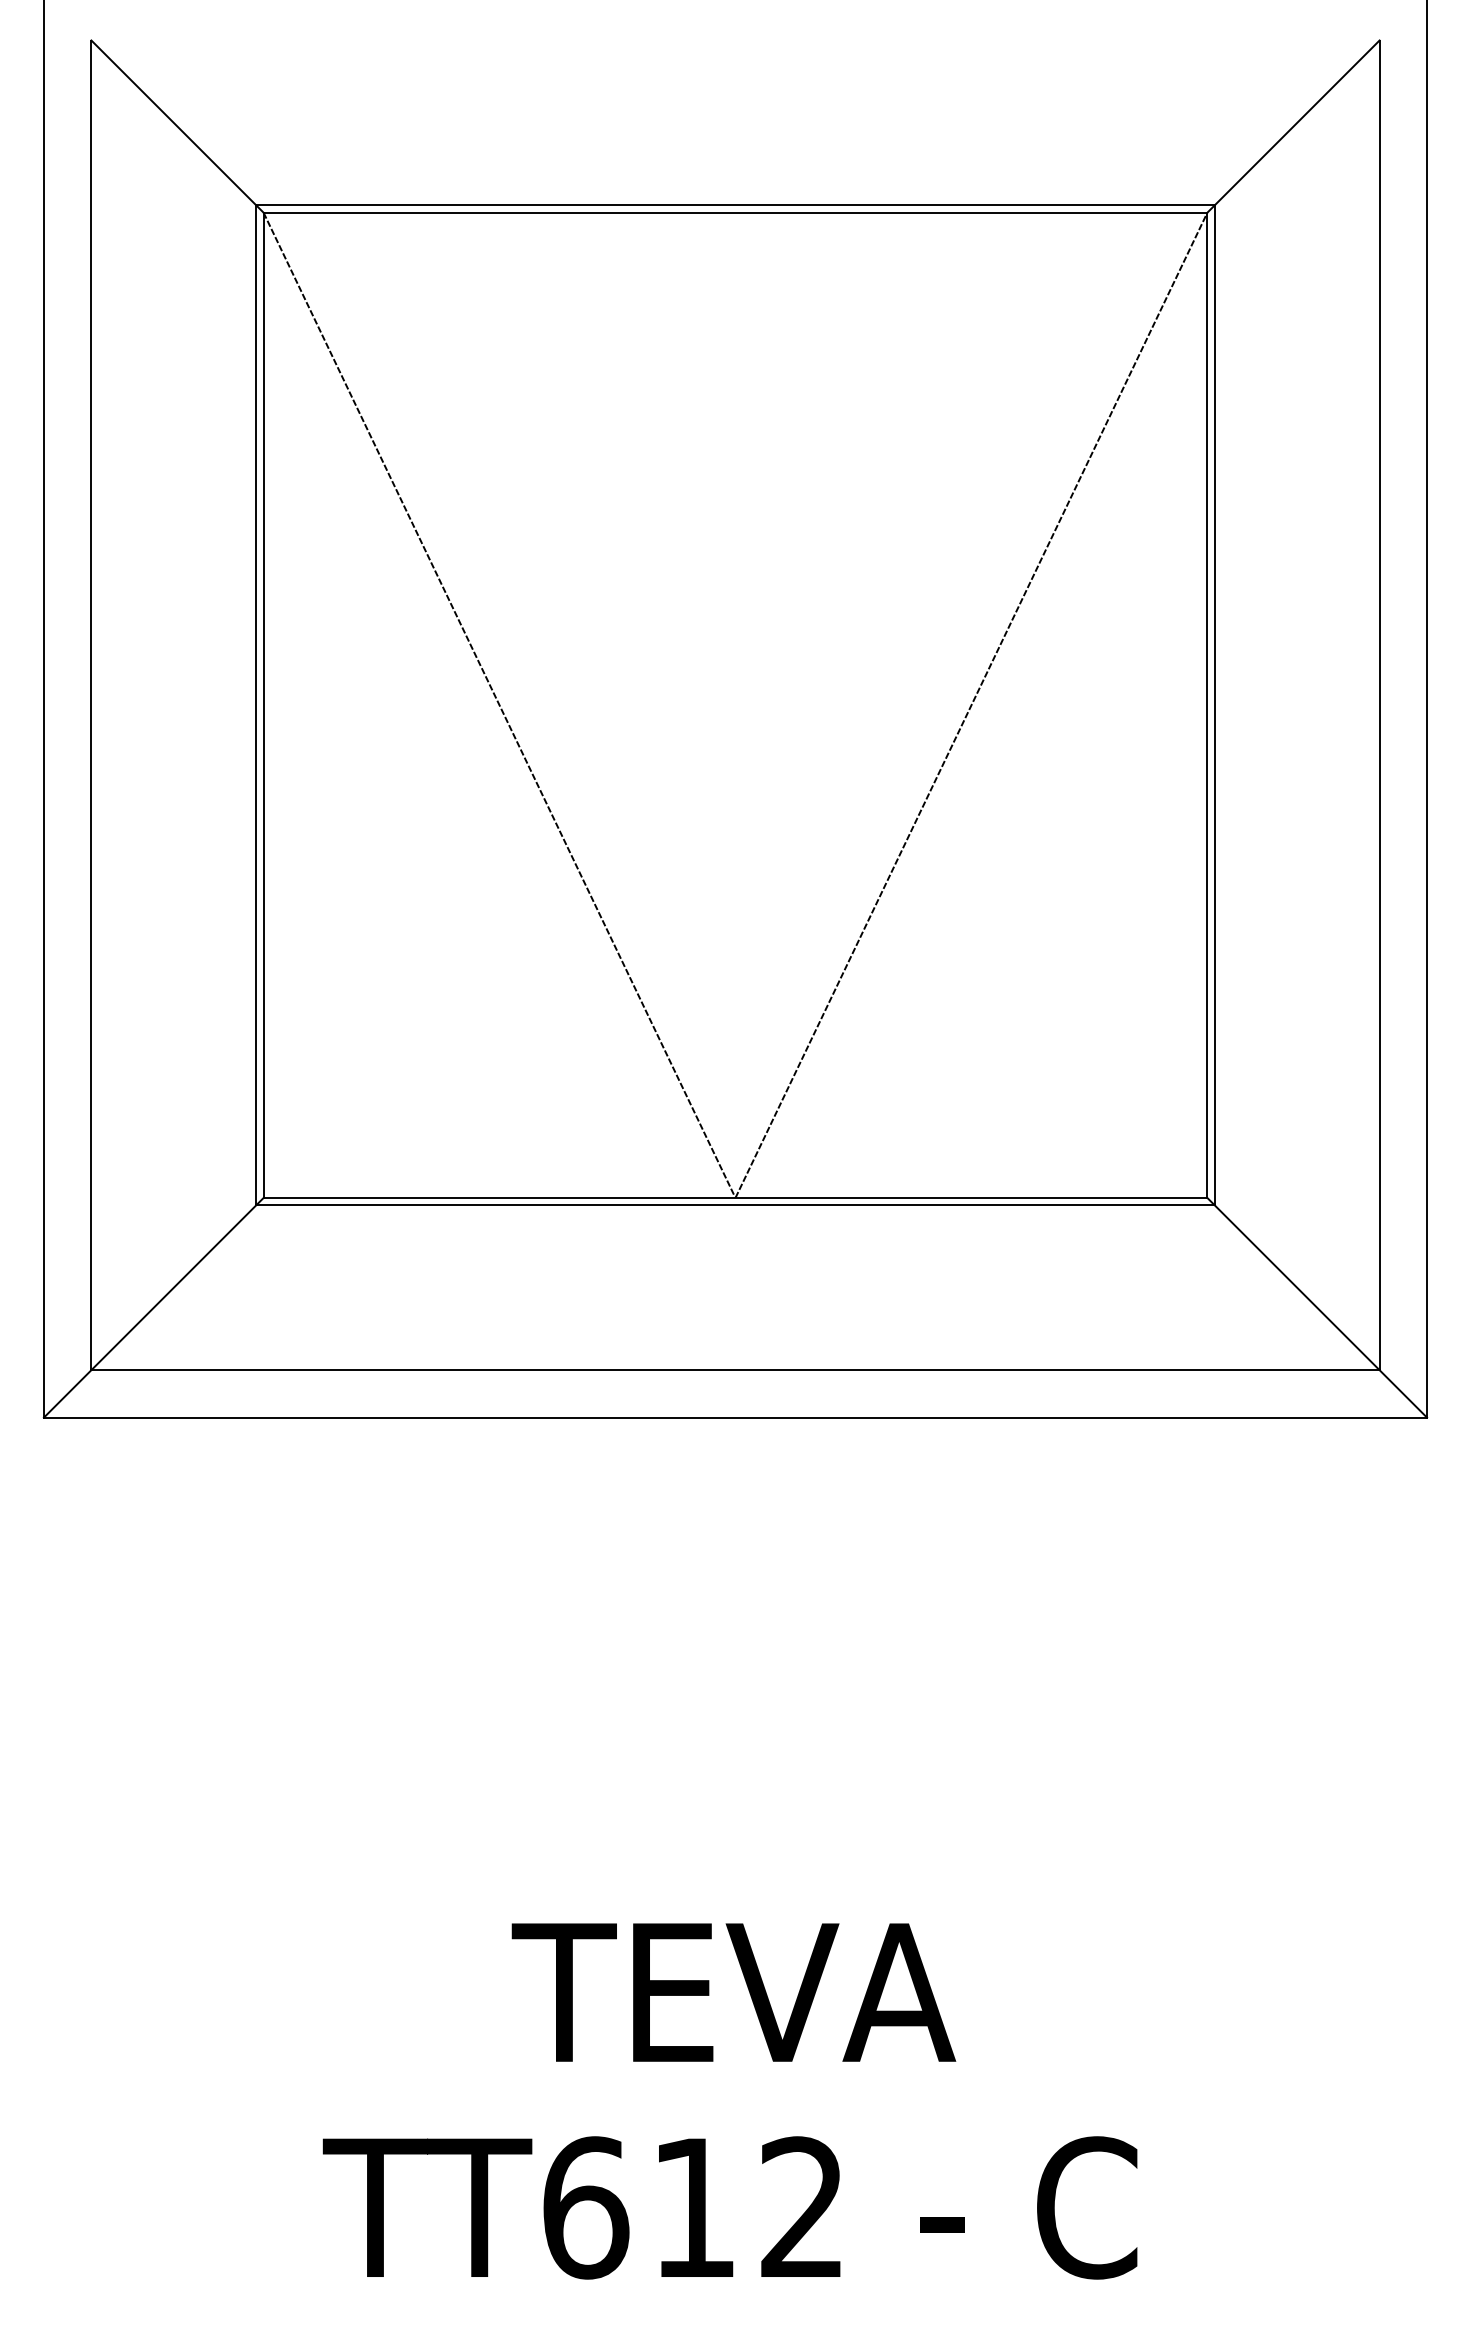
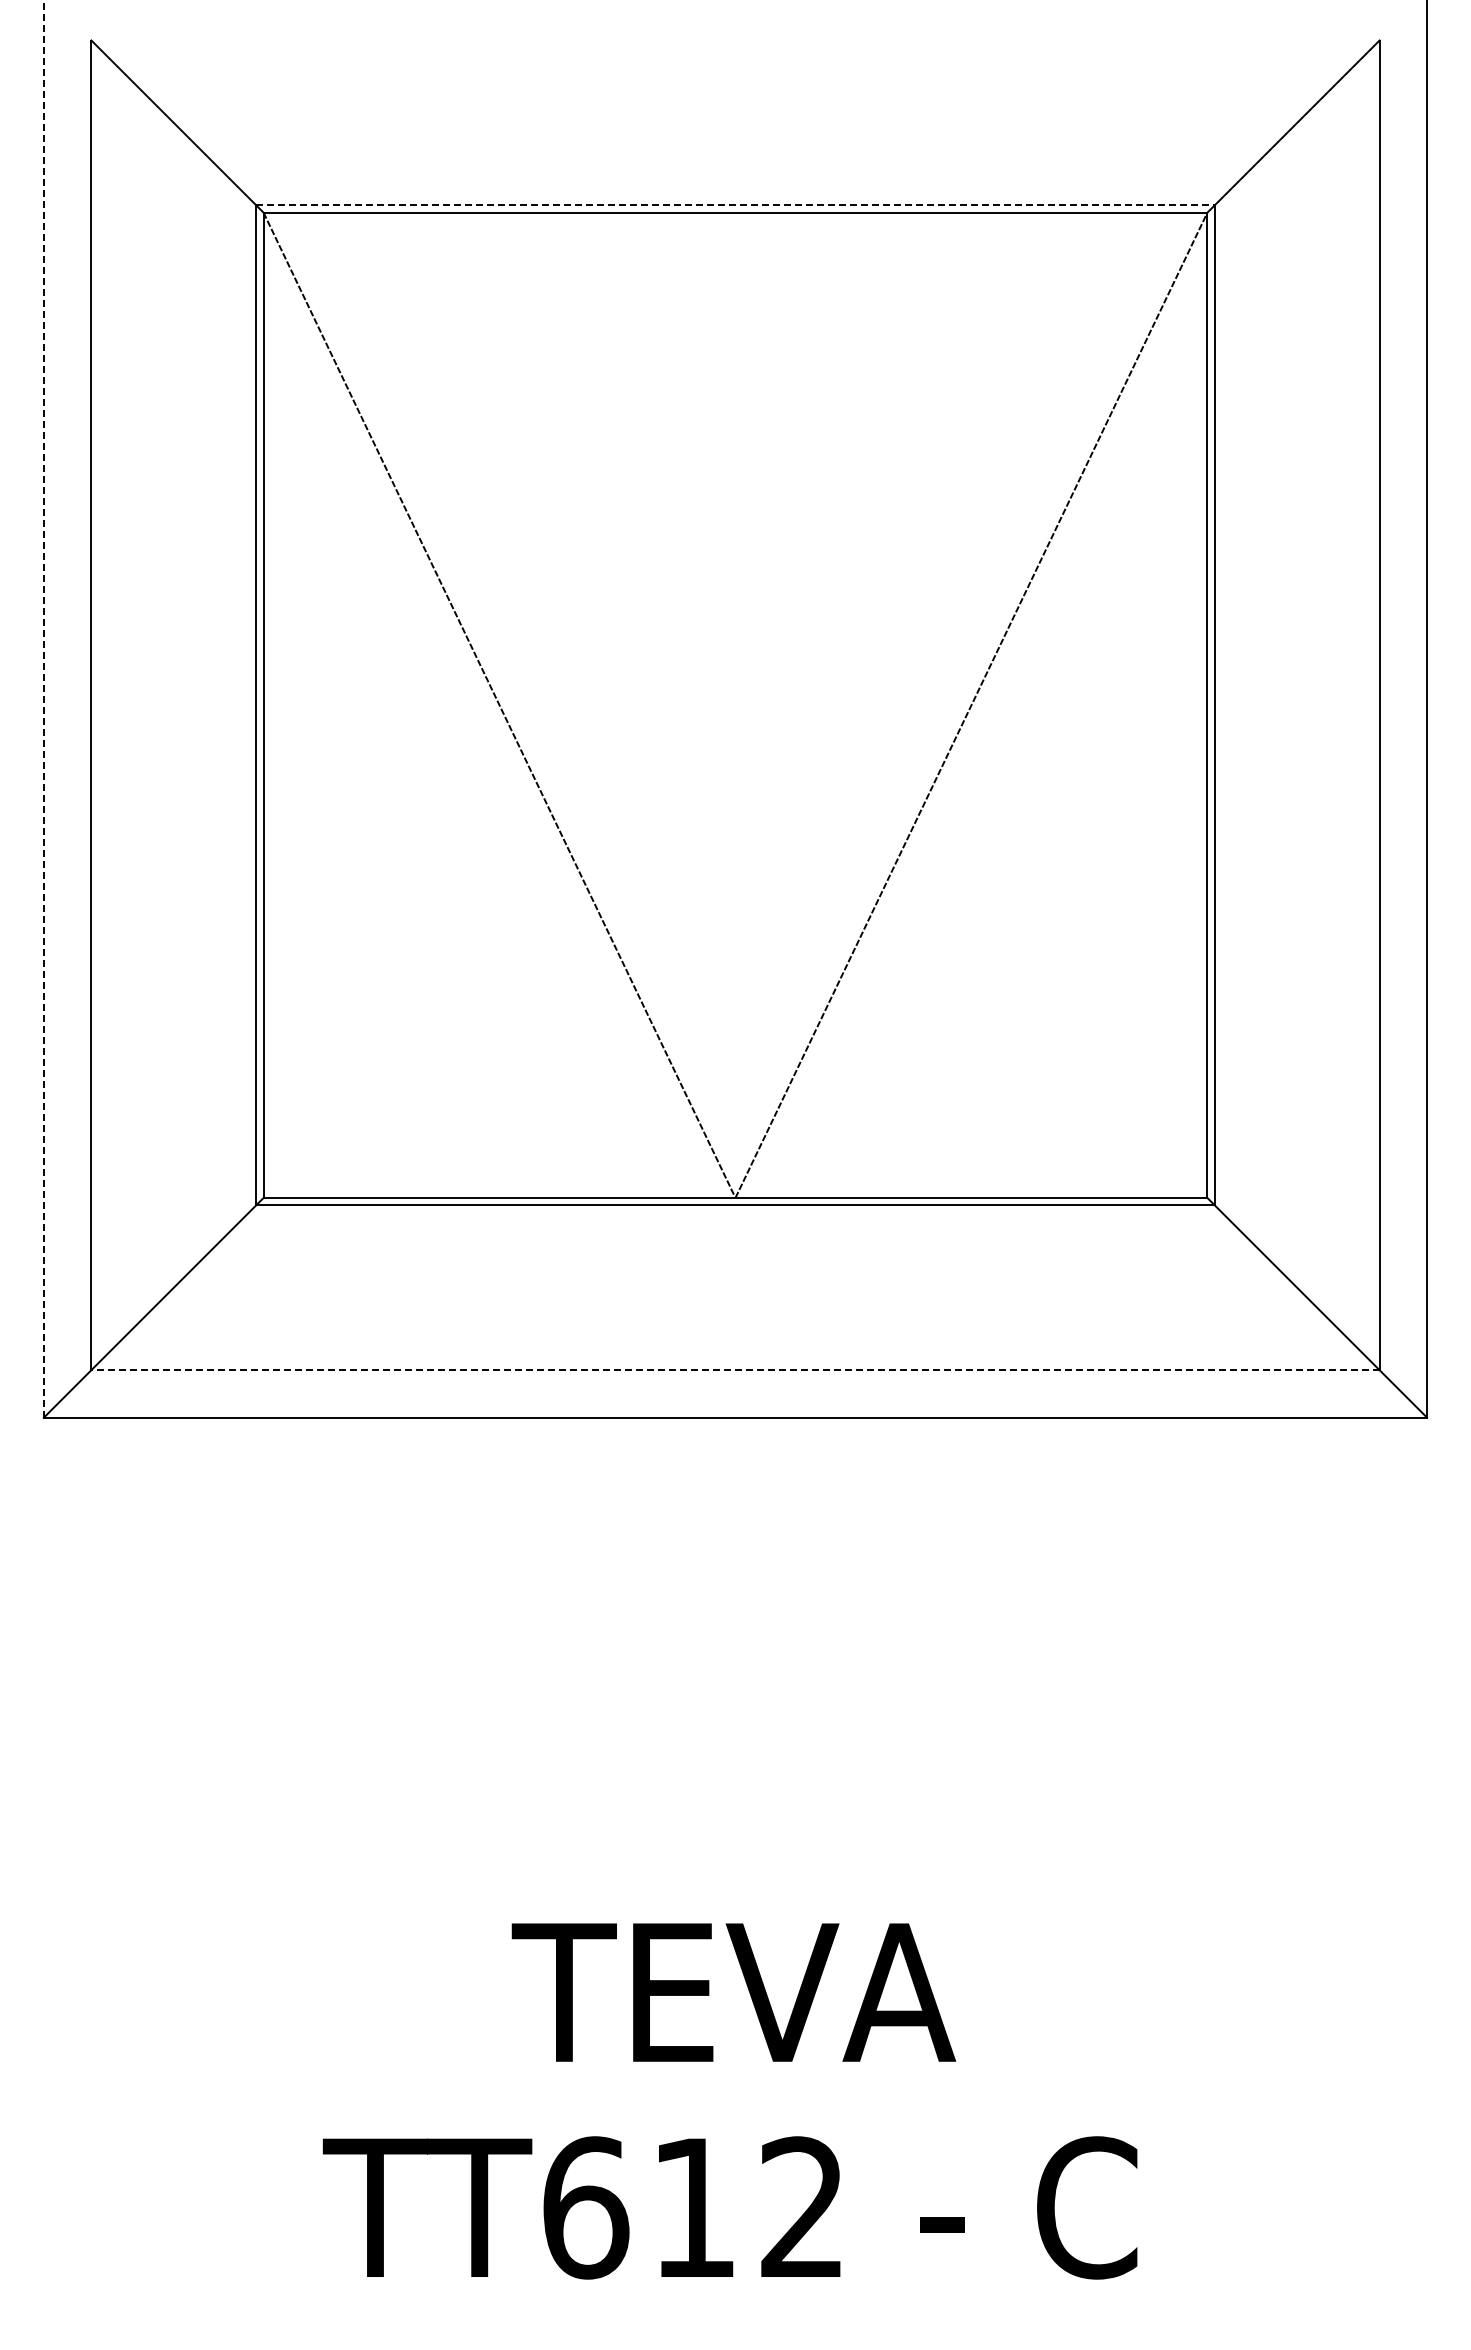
line: solid -> dashed (736, 205)
line: solid -> dashed (43, 708)
line: solid -> dashed (735, 1370)
